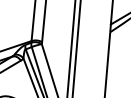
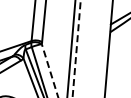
line: solid -> dashed (76, 48)
line: solid -> dashed (50, 70)
